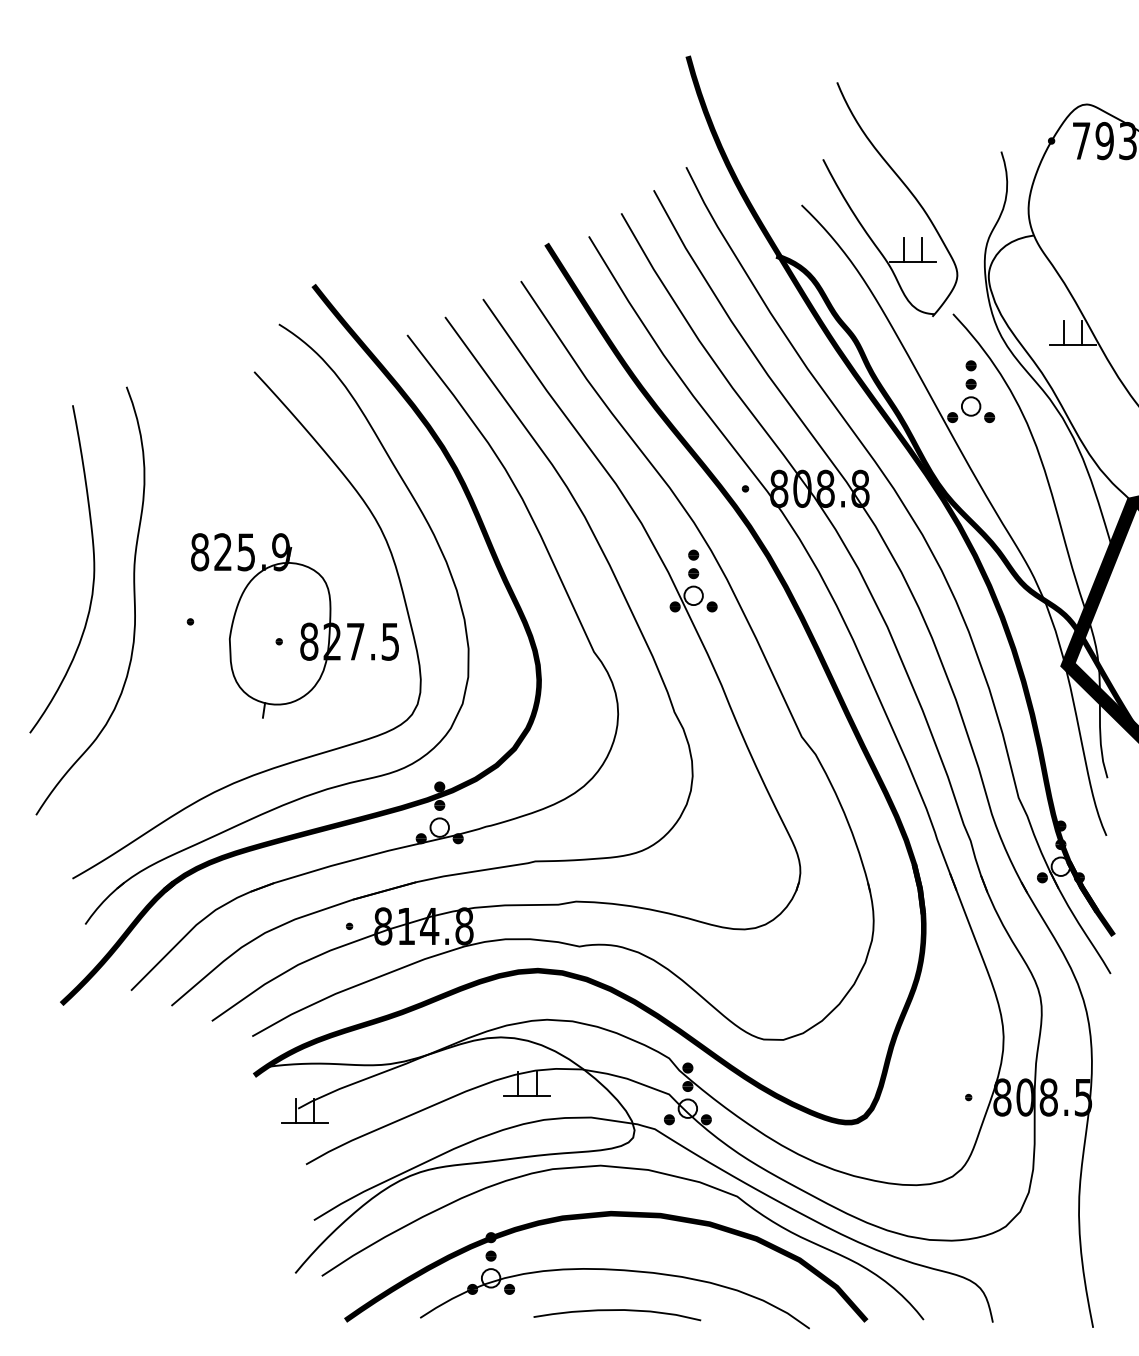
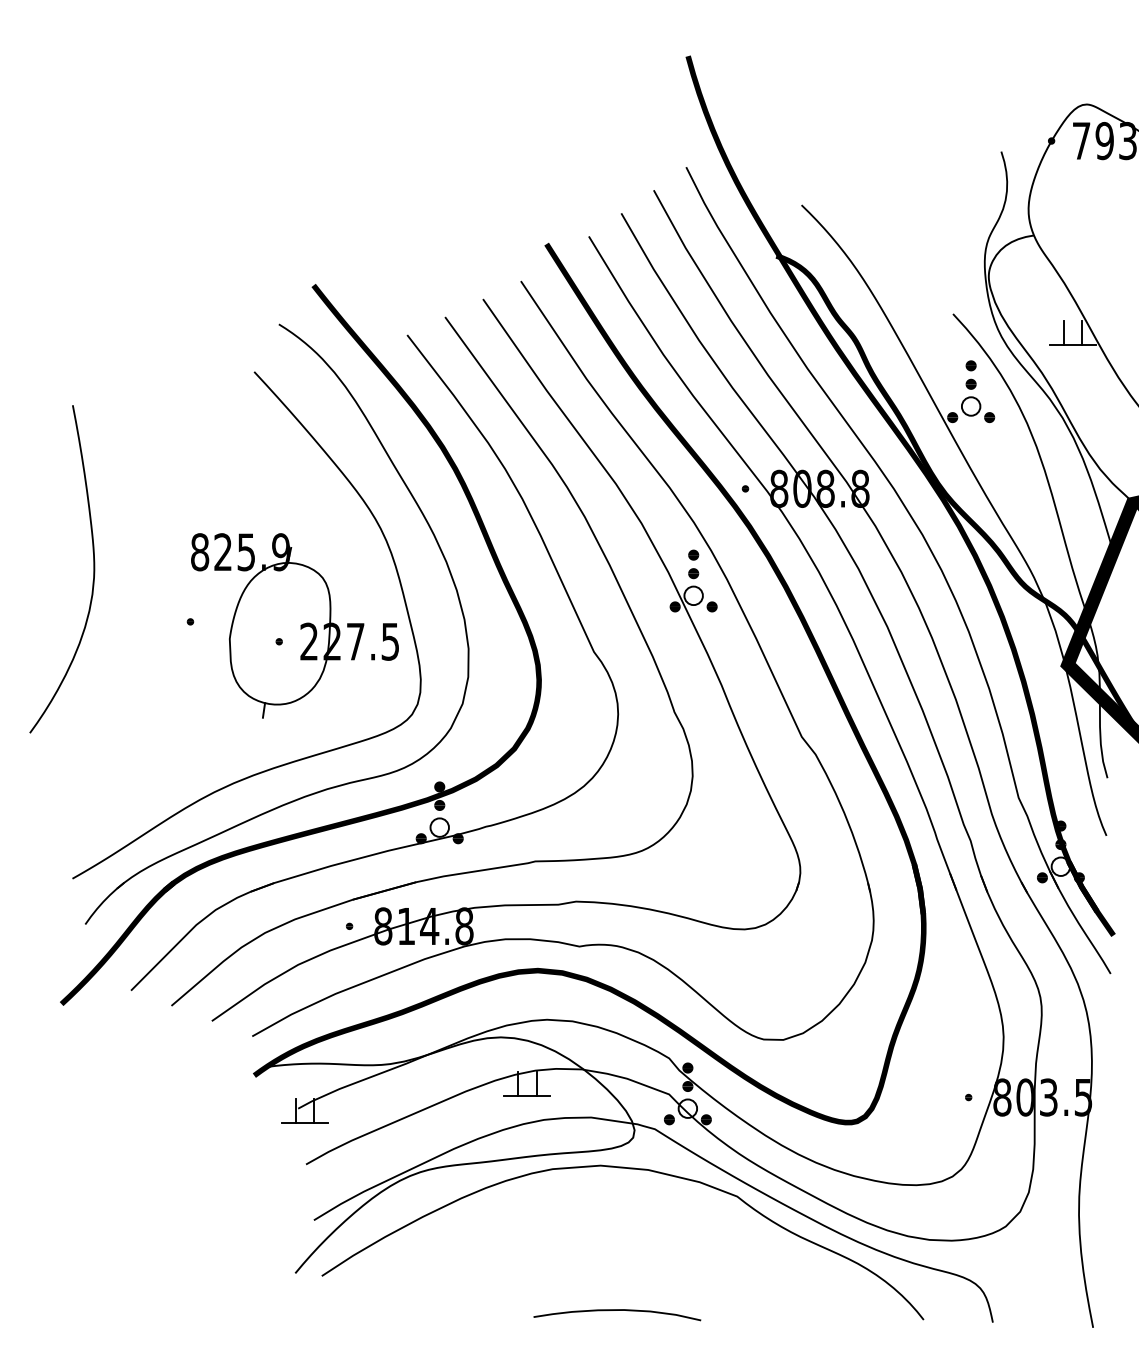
part: present -> none (905, 187)
curve: present -> none (133, 600)
text: 827.5 -> 227.5 (309, 641)
text: 808.5 -> 803.5 (1048, 1097)
part: present -> none (606, 1269)
